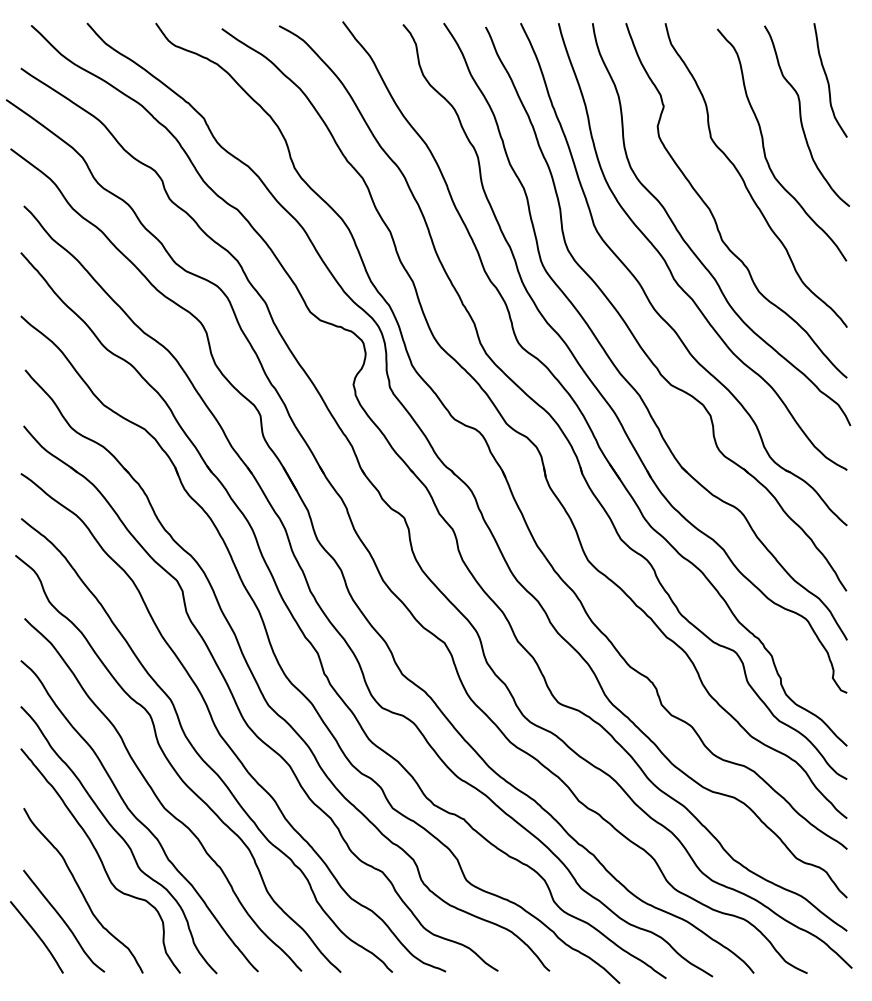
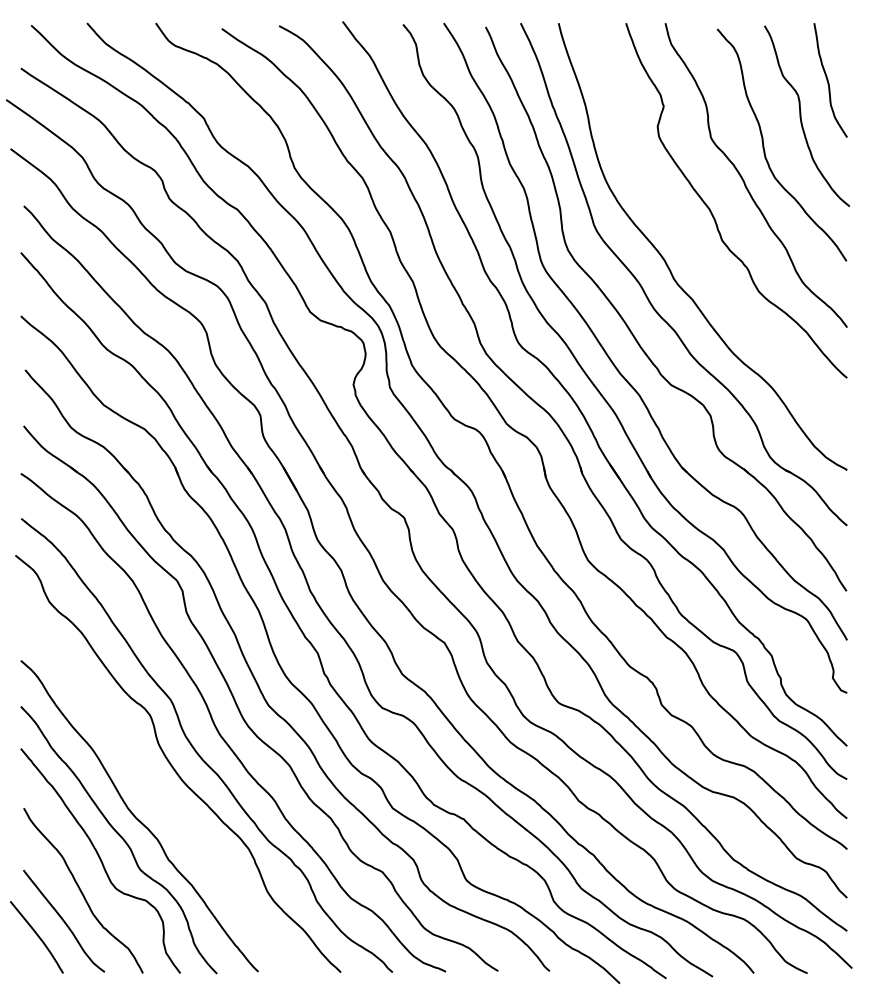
curve: present -> none (689, 245)
curve: present -> none (158, 797)
